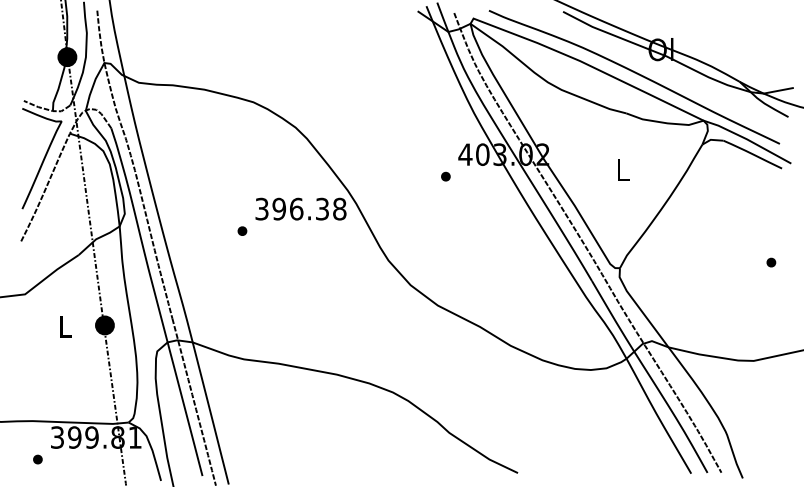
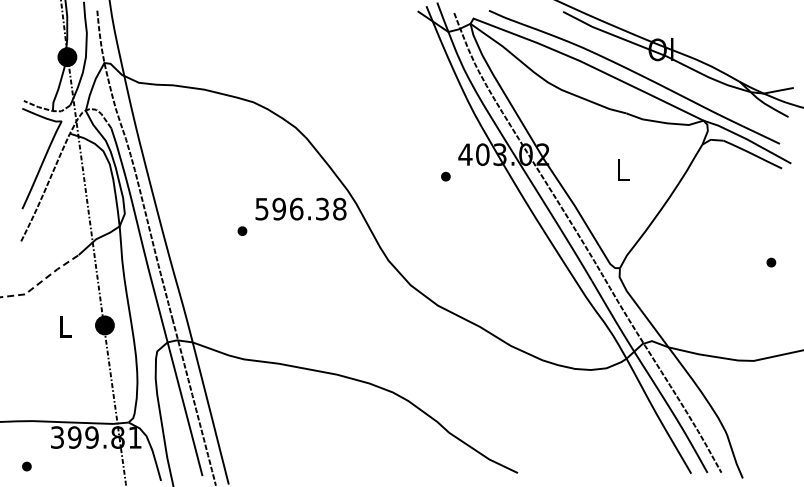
text: 396.38 -> 596.38 (262, 208)
line: solid -> dashed (41, 281)
part position: (37, 459) -> (26, 466) (26, 466)
